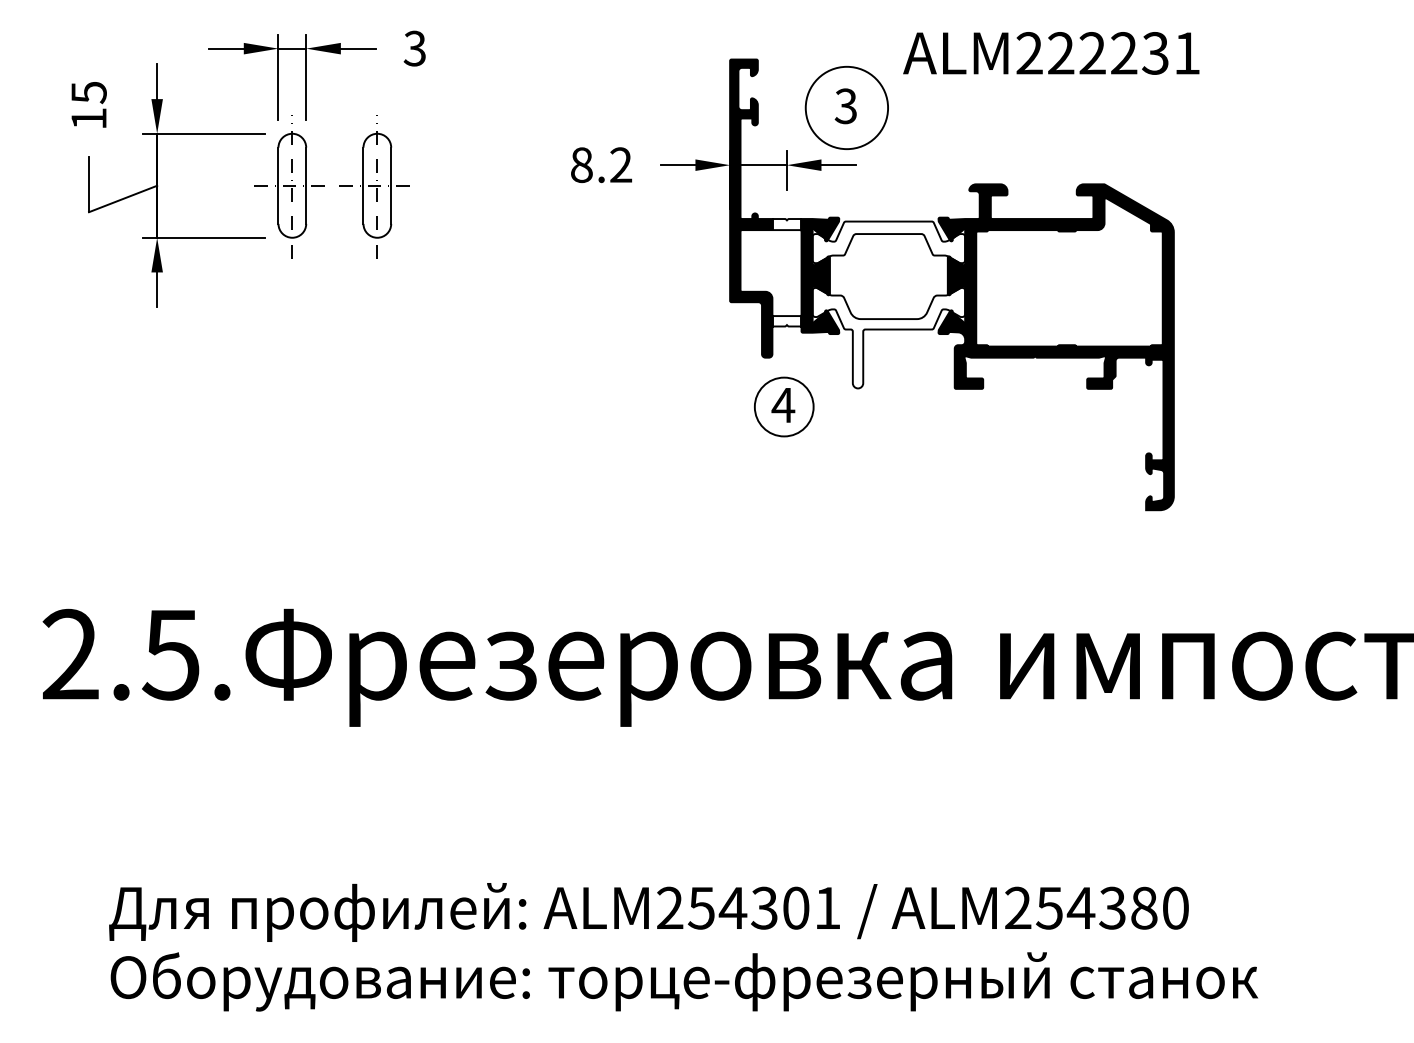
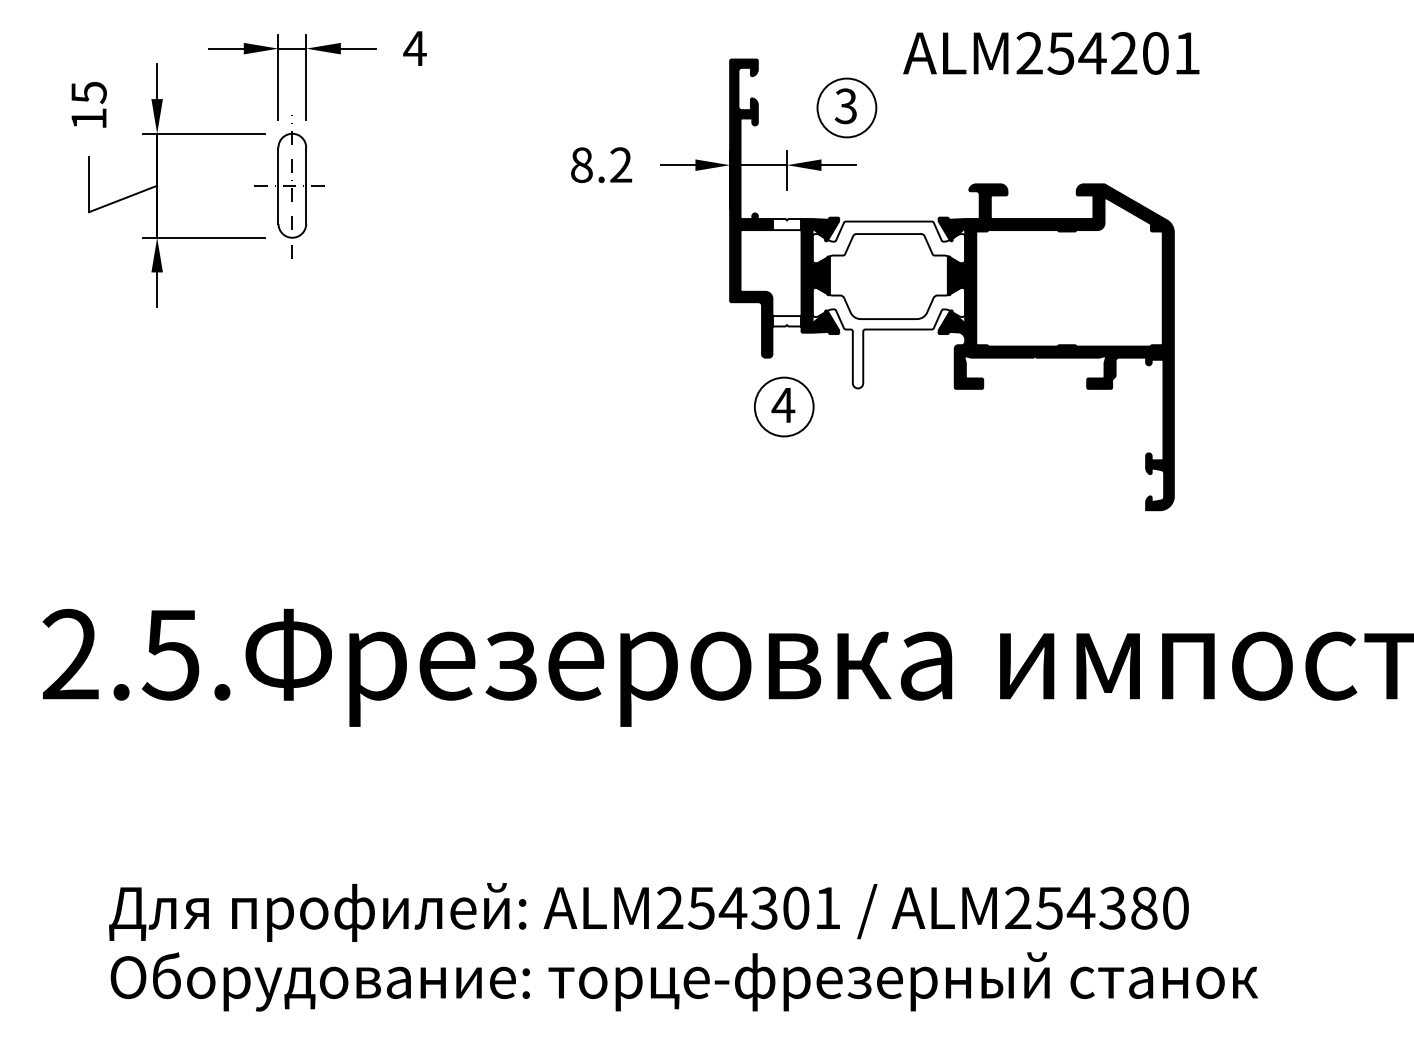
text: 3 -> 4 (414, 48)
text: ALM222231 -> ALM254201 (1107, 53)
circle diameter: 82 px -> 59 px (846, 107)
part: present -> none (374, 186)
